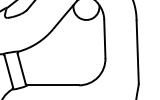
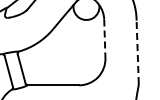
line: solid -> dashed (104, 39)
line: solid -> dashed (137, 52)
